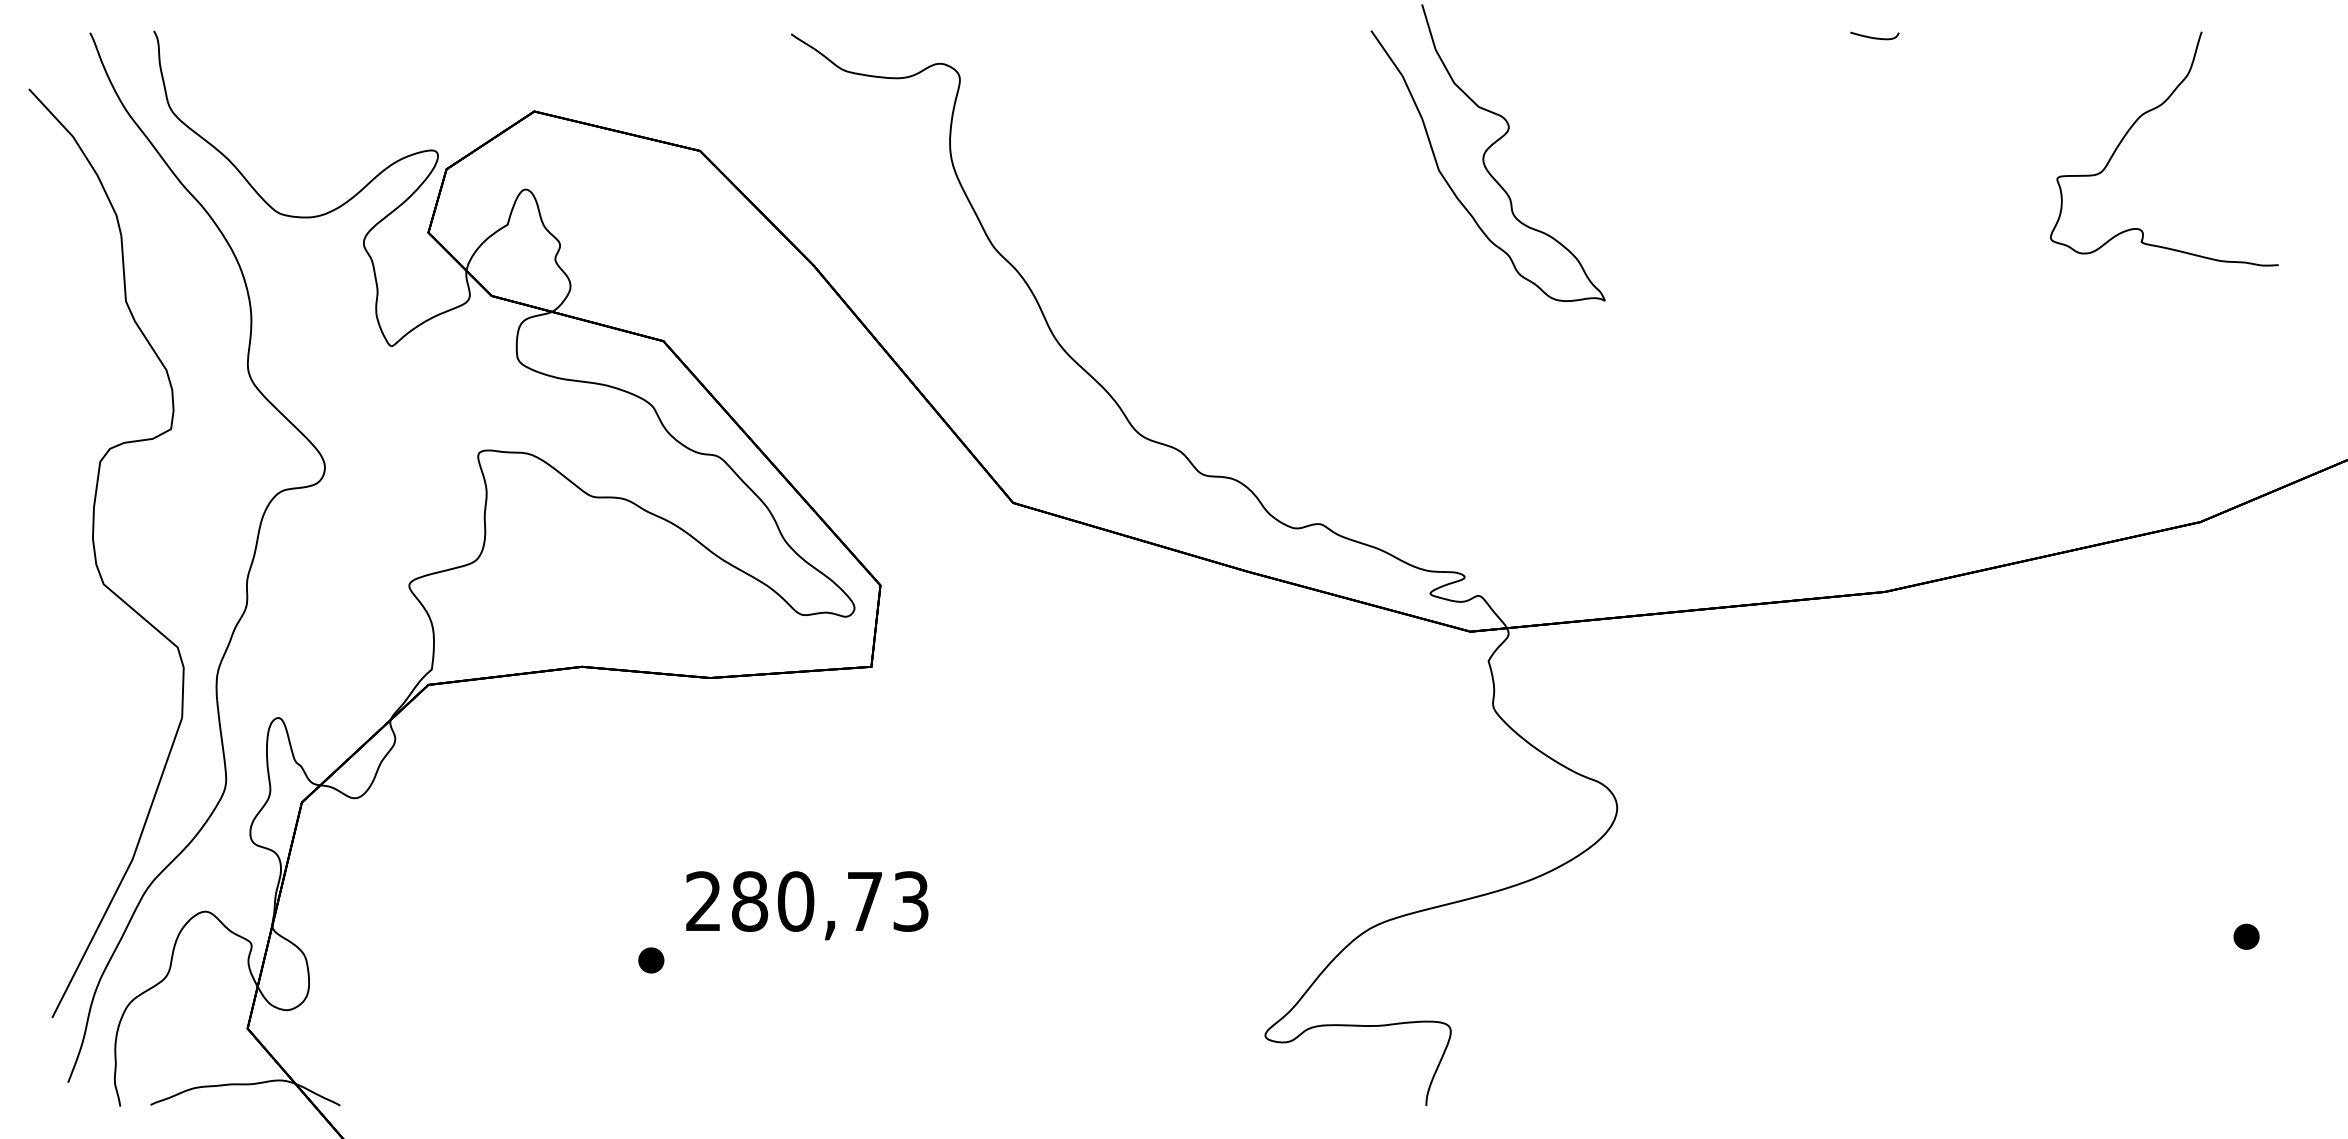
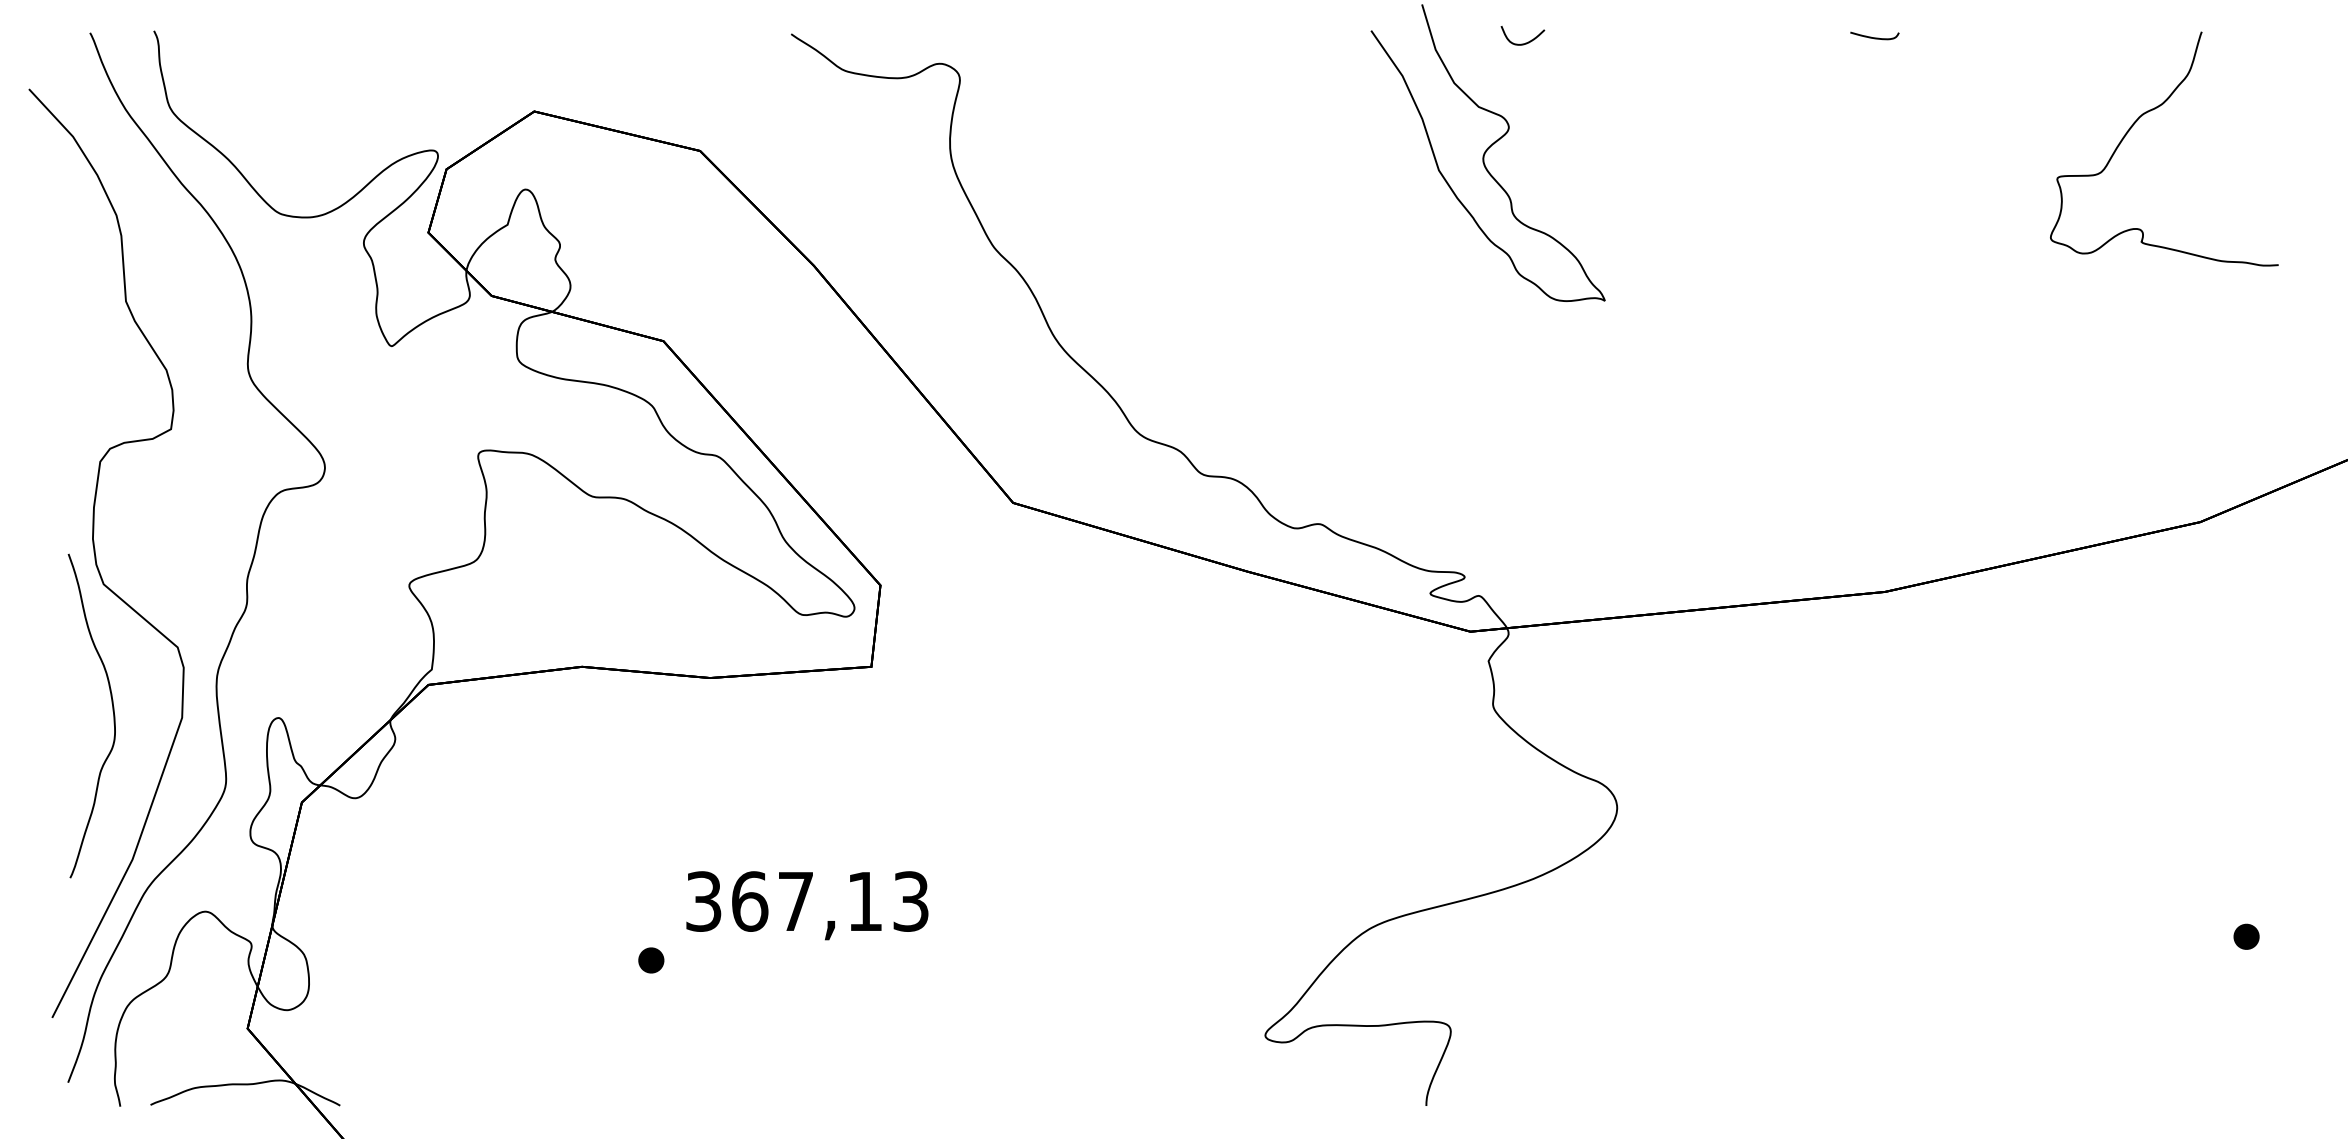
curve: none -> present (1525, 42)
curve: none -> present (112, 711)
text: 280,73 -> 367,13 (783, 901)
